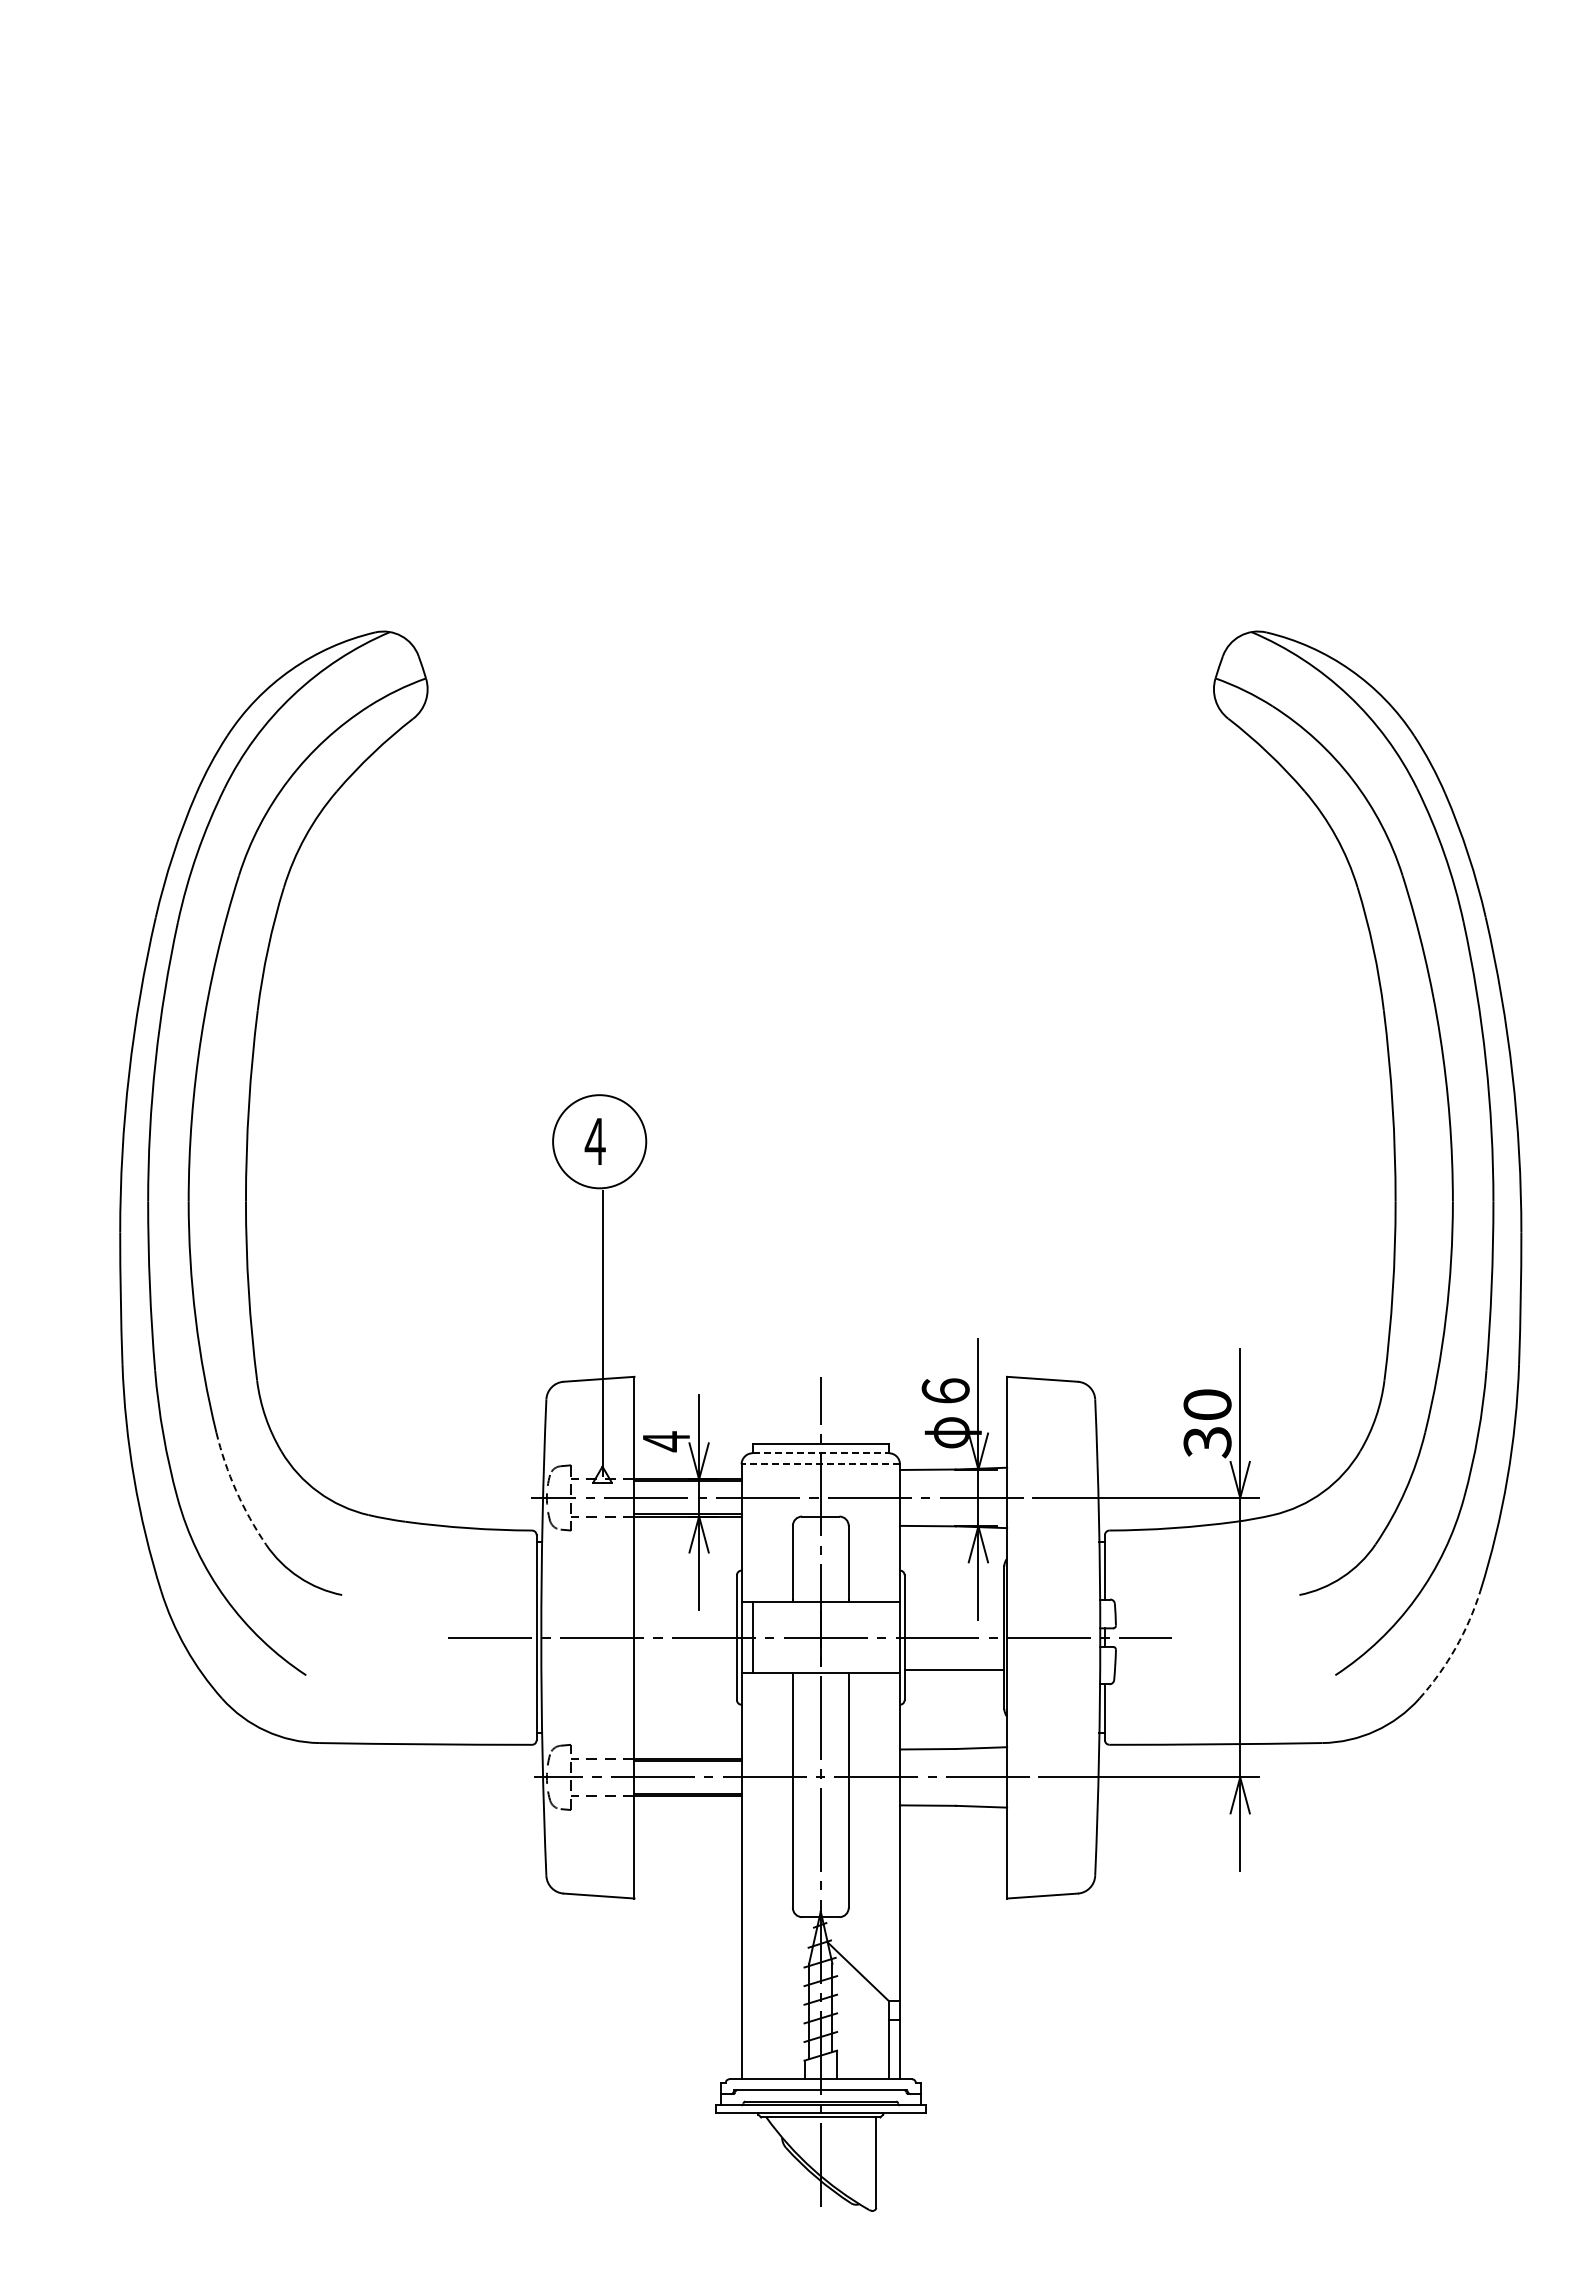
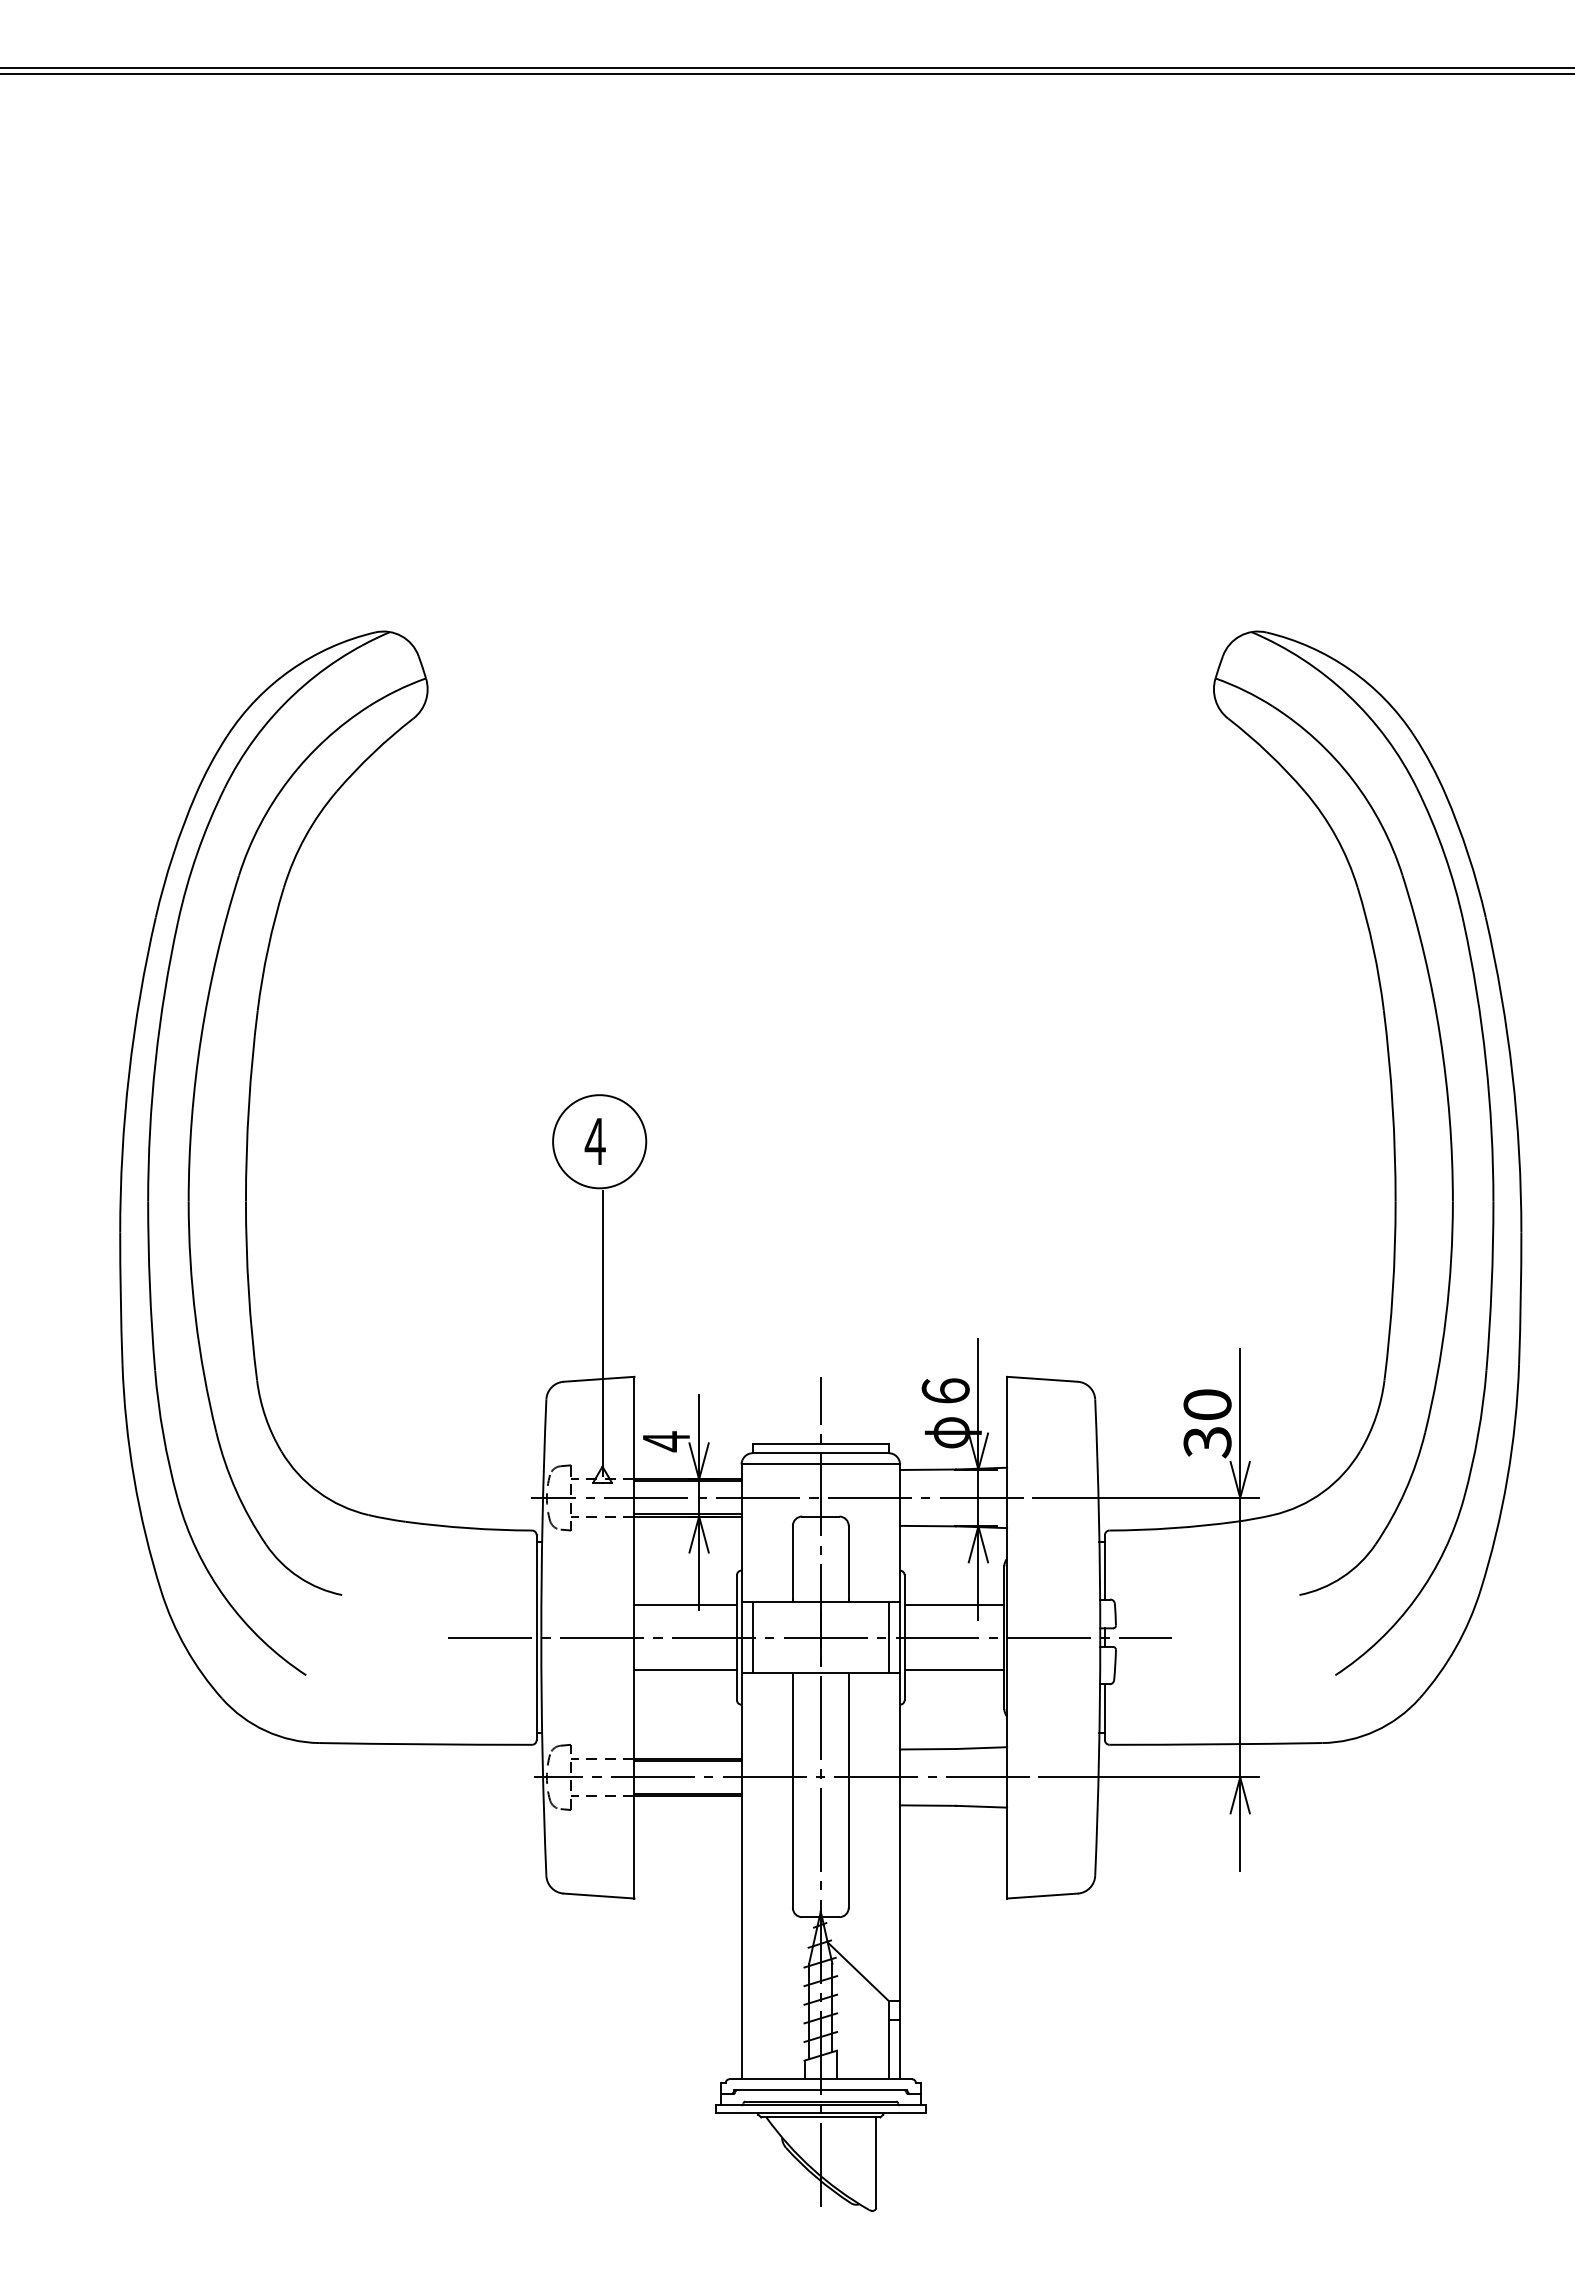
line: none -> present (786, 68)
line: none -> present (786, 73)
line: dashed -> solid (821, 1453)
line: dashed -> solid (820, 1464)
arc: dashed -> solid (236, 1490)
line: none -> present (685, 1605)
line: none -> present (954, 1605)
line: none -> present (888, 1637)
arc: dashed -> solid (1455, 1648)
line: none -> present (685, 1670)
